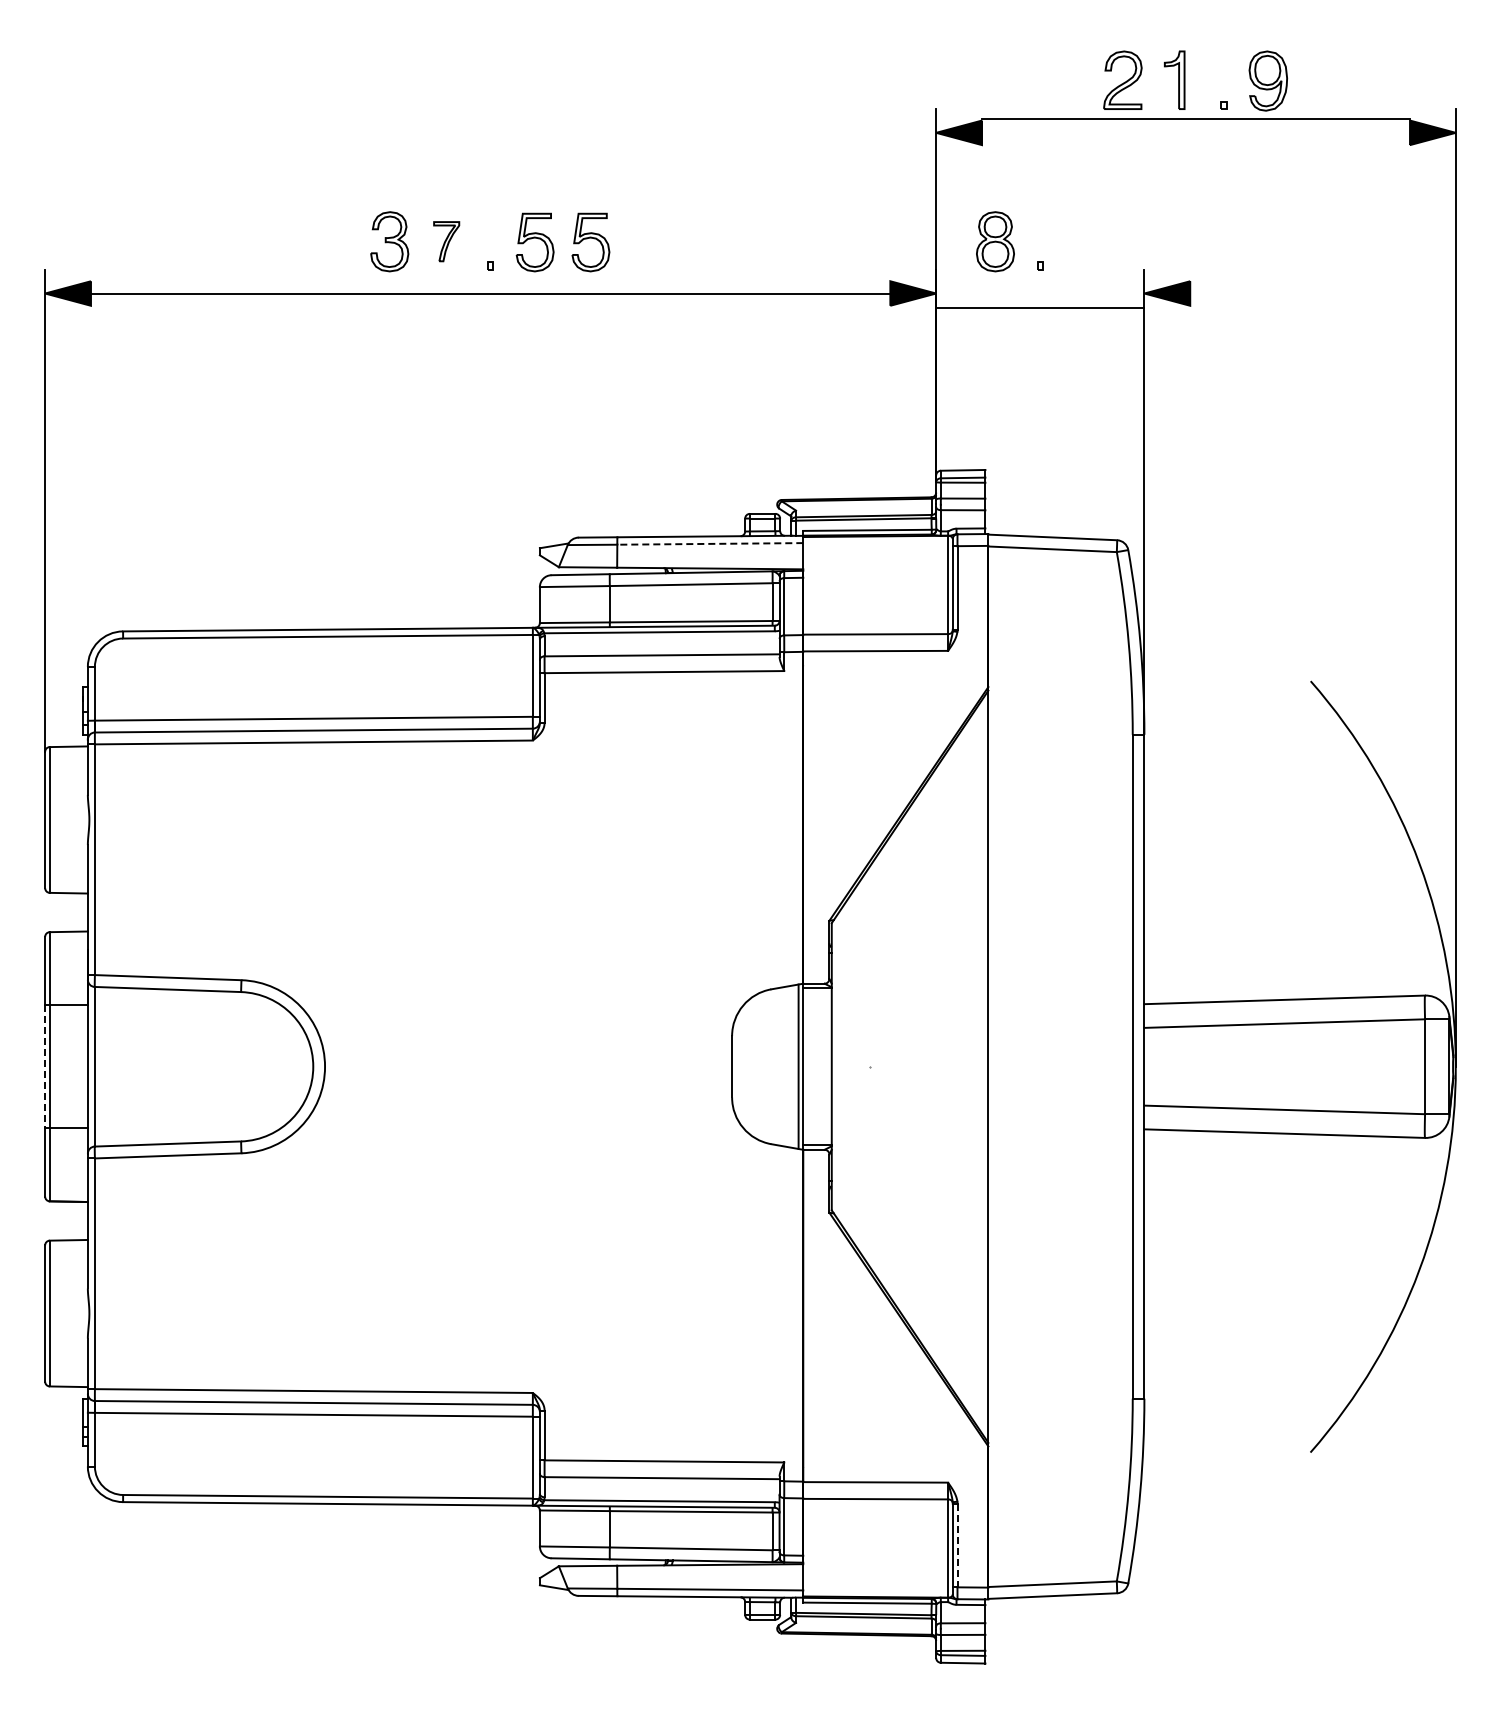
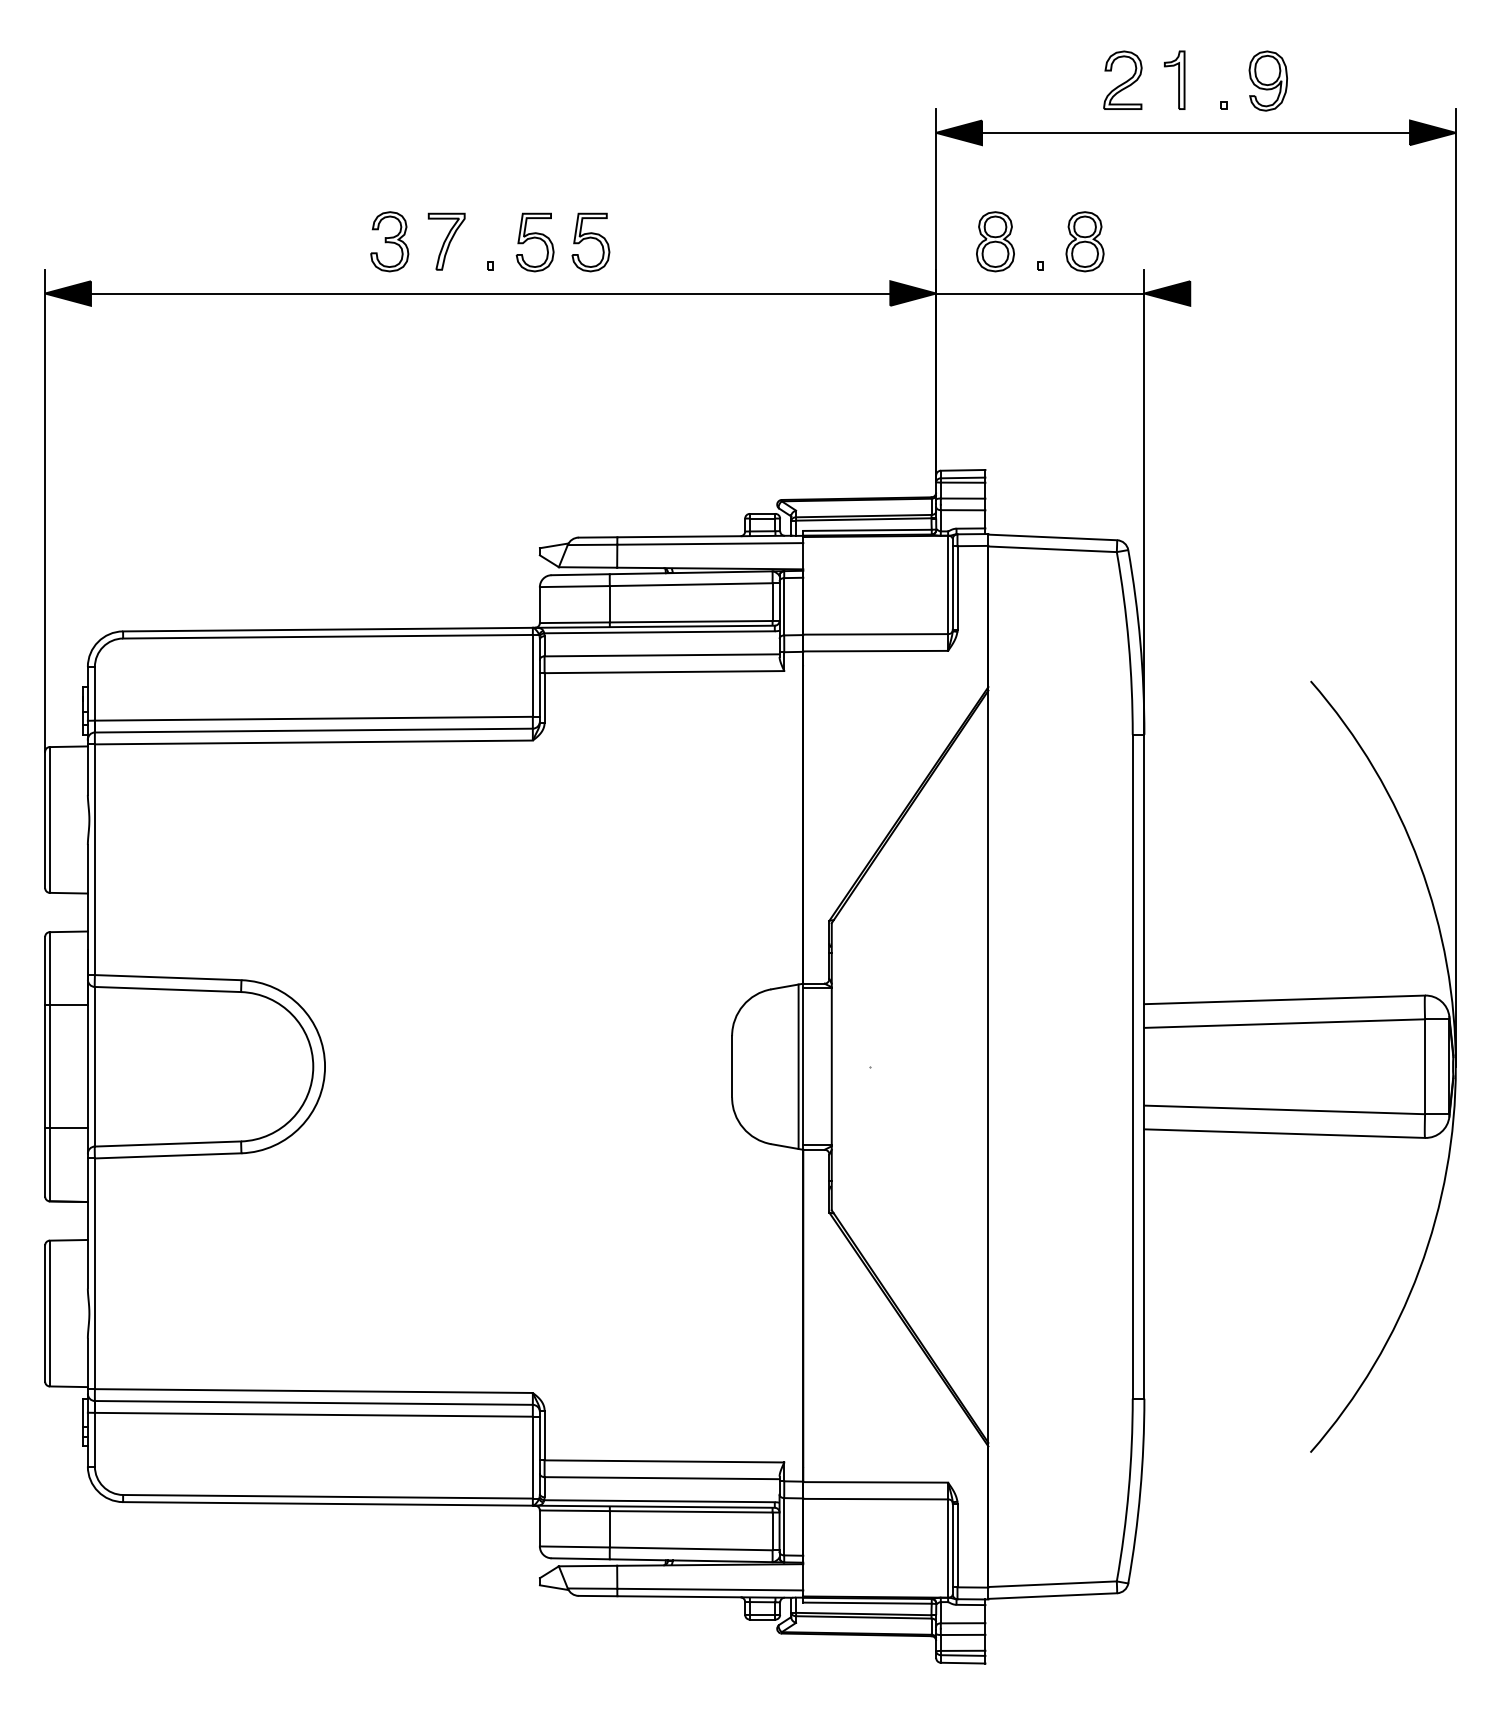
line position: (1196, 118) -> (1196, 132) (1196, 132)
part size: 28x42 px -> 39x59 px (446, 241)
part: none -> present (1084, 241)
line position: (1040, 307) -> (1040, 293) (1040, 293)
line: dashed -> solid (710, 543)
line: dashed -> solid (45, 1066)
line: dashed -> solid (957, 1545)
